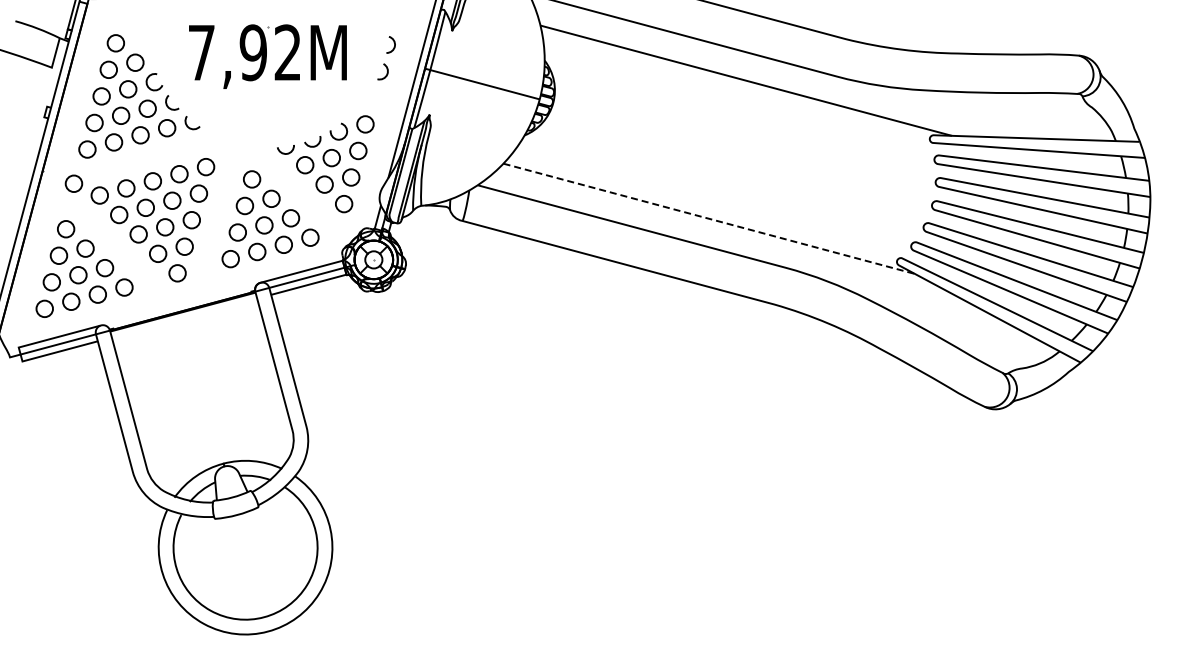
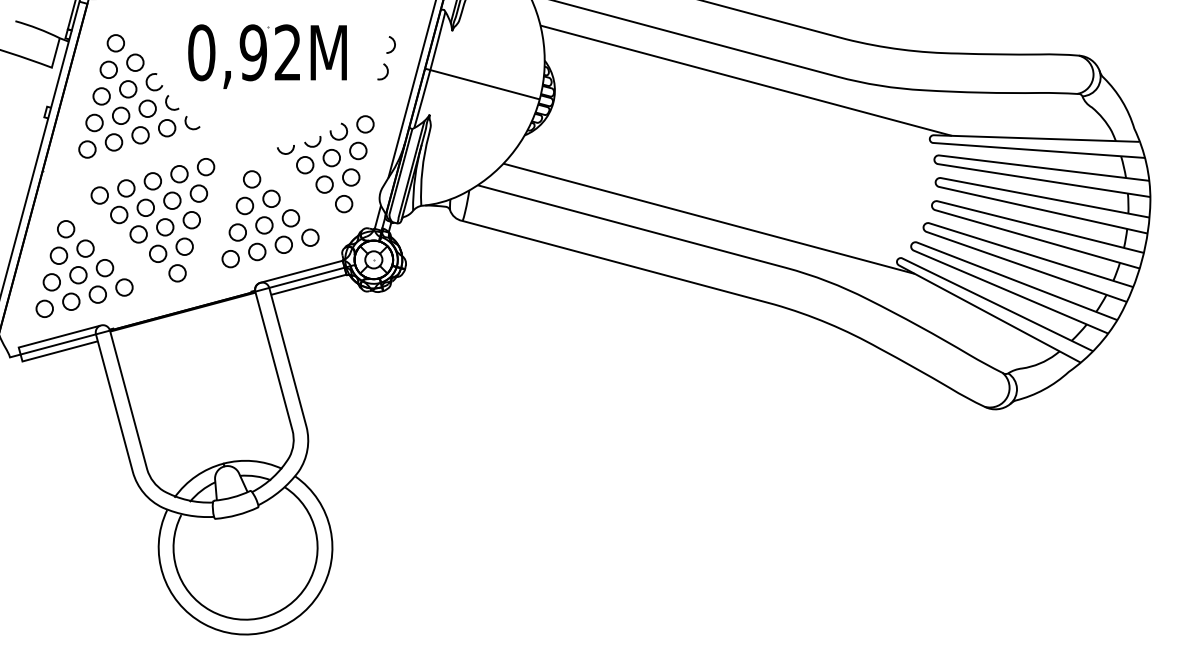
text: 7,92M -> 0,92M (201, 52)
circle: present -> none (73, 183)
line: dashed -> solid (709, 218)
